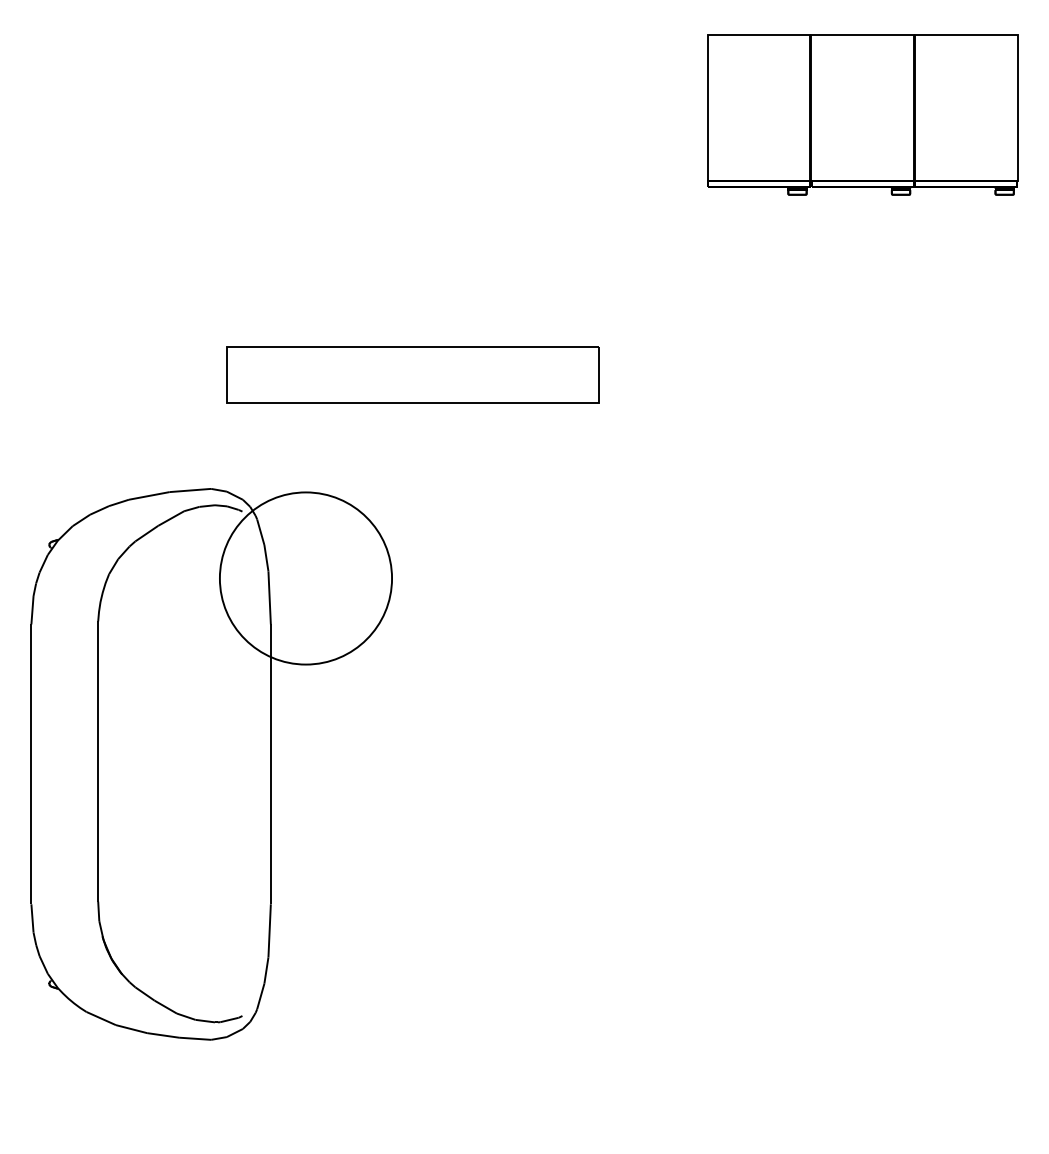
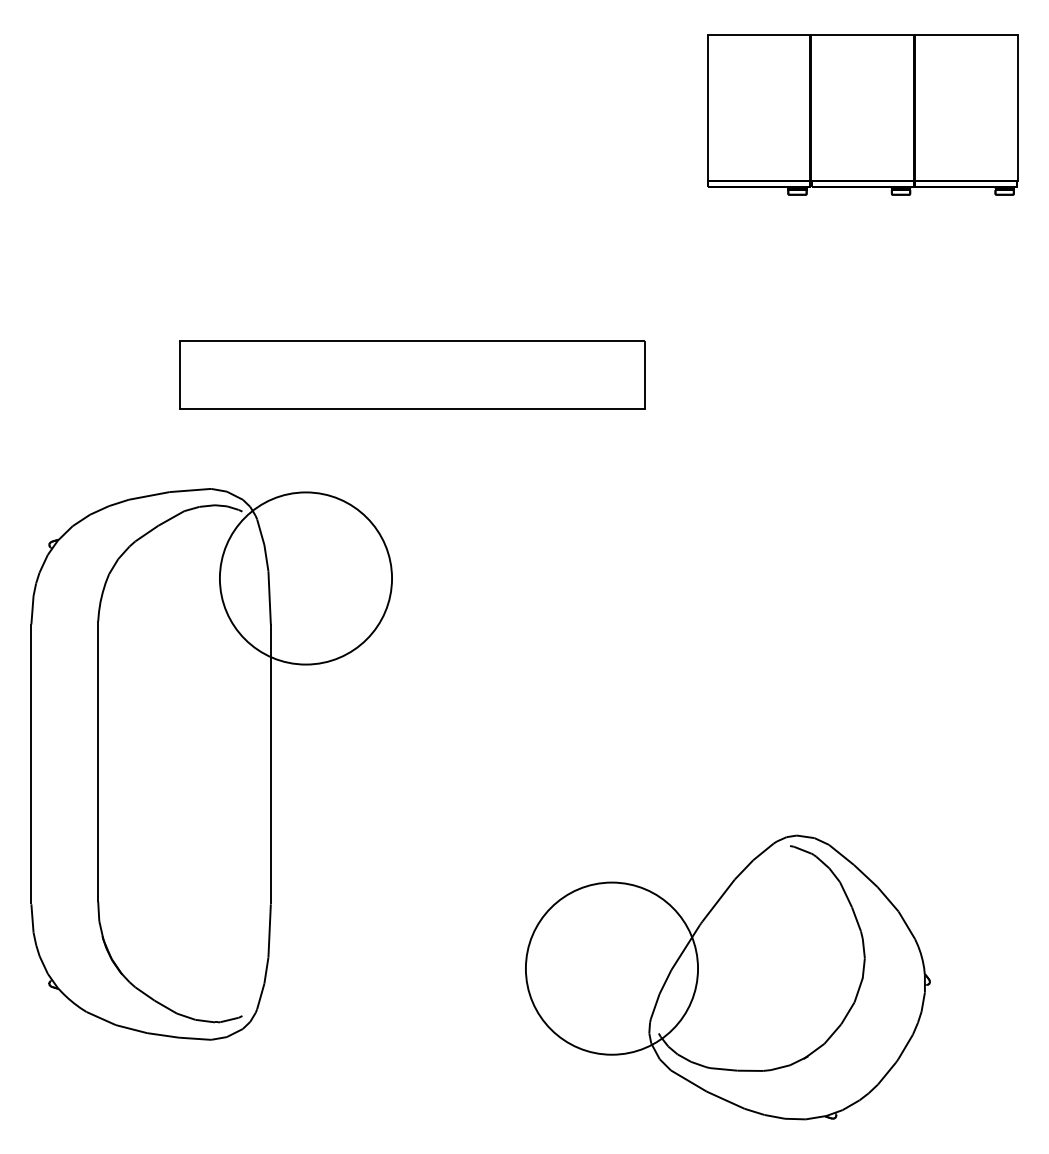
part size: 374x58 px -> 467x70 px (412, 374)
part: none -> present (727, 977)
